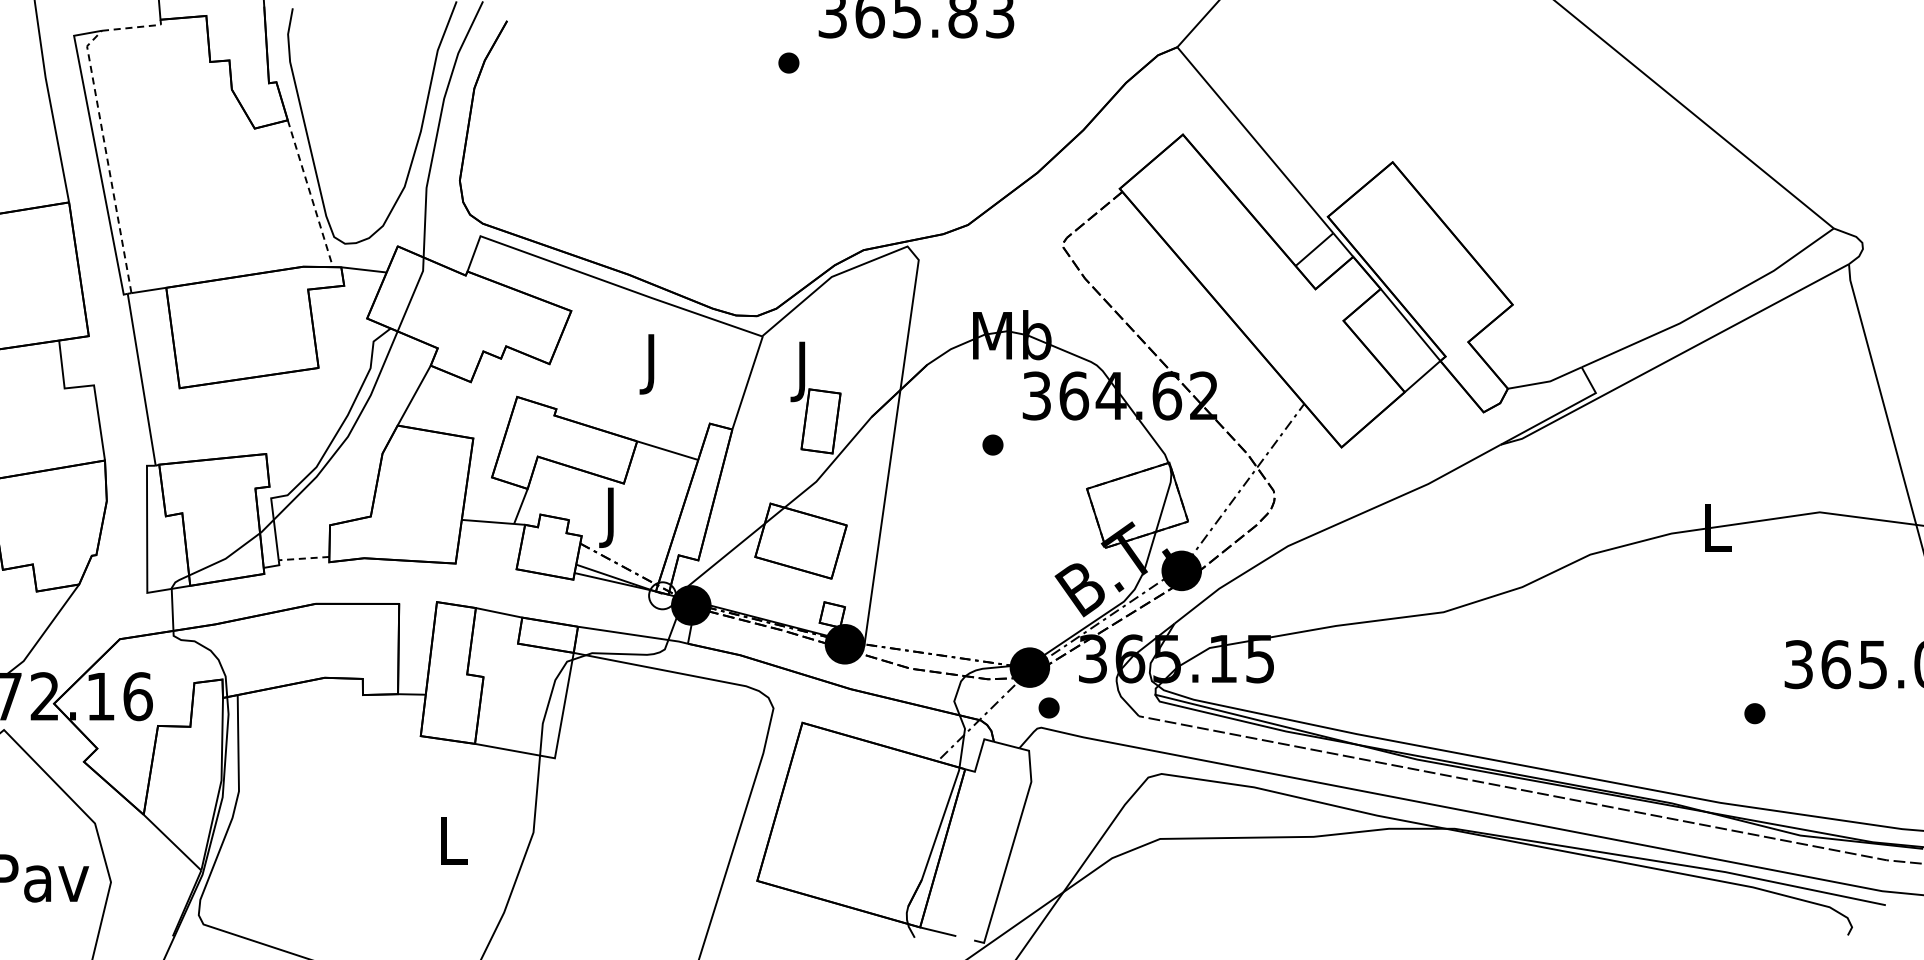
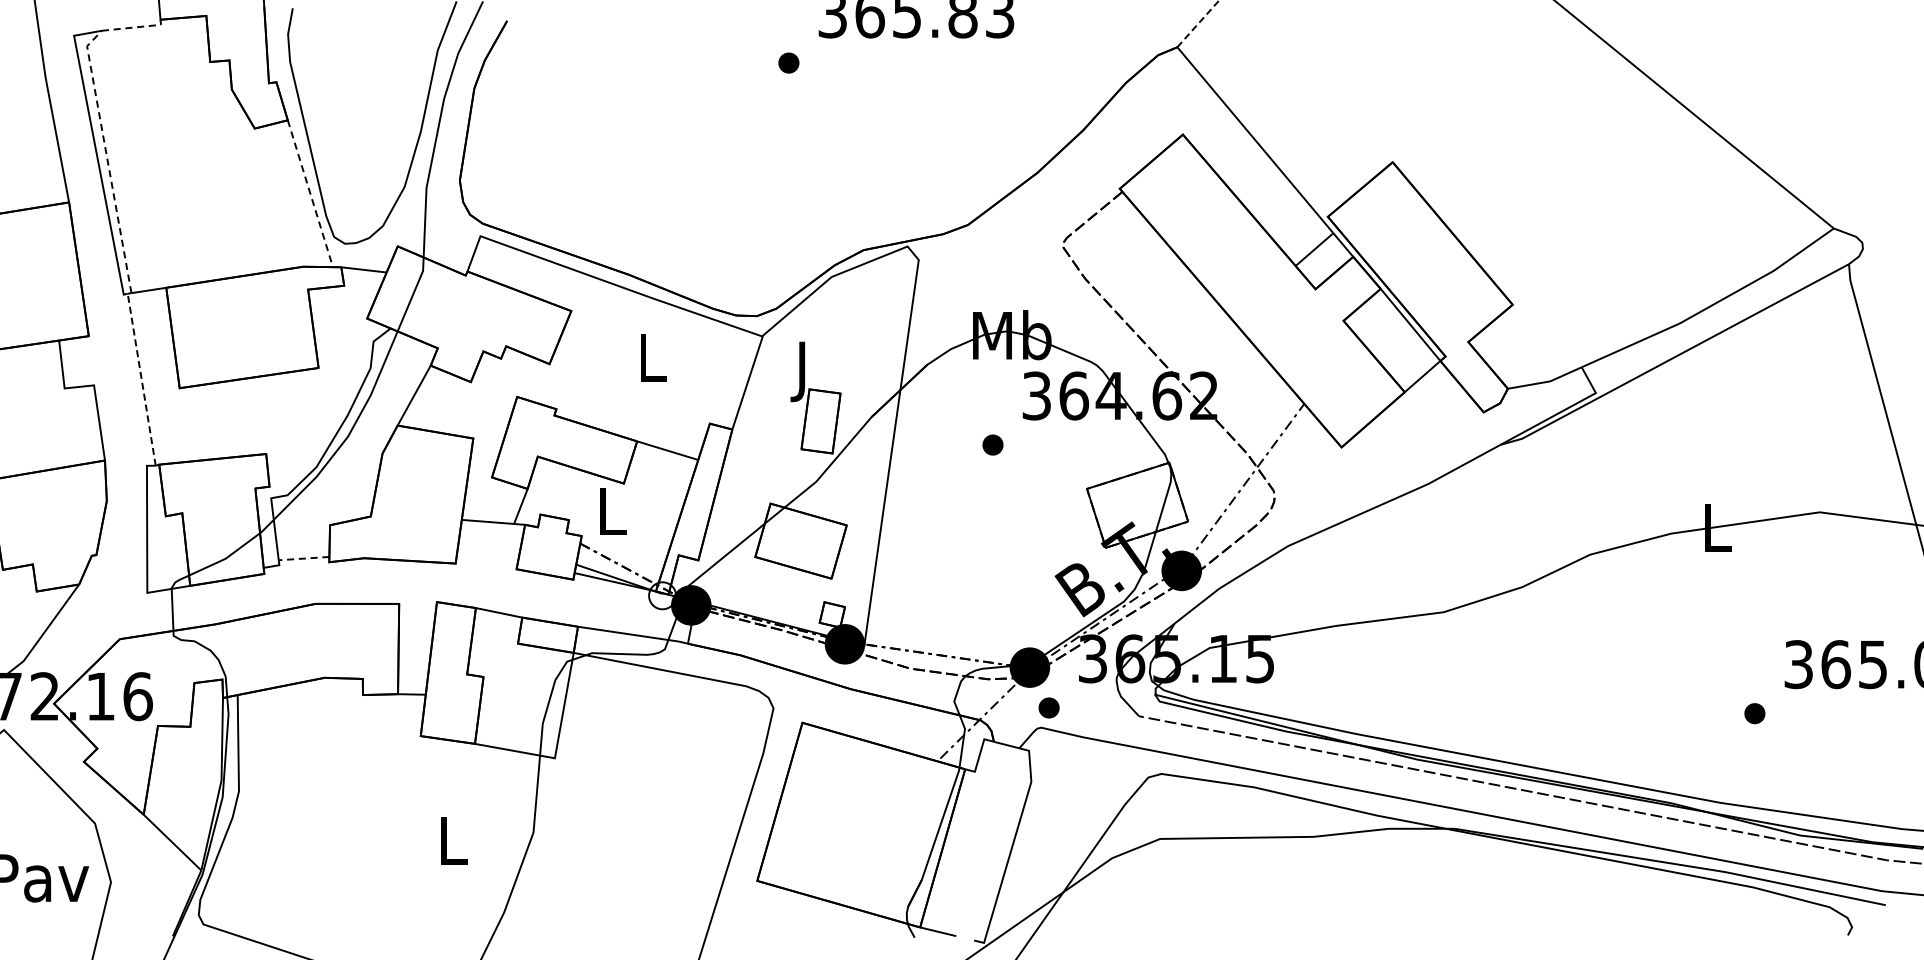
line: solid -> dashed (1198, 23)
text: J -> L (652, 364)
line: solid -> dashed (141, 379)
text: J -> L (612, 517)
